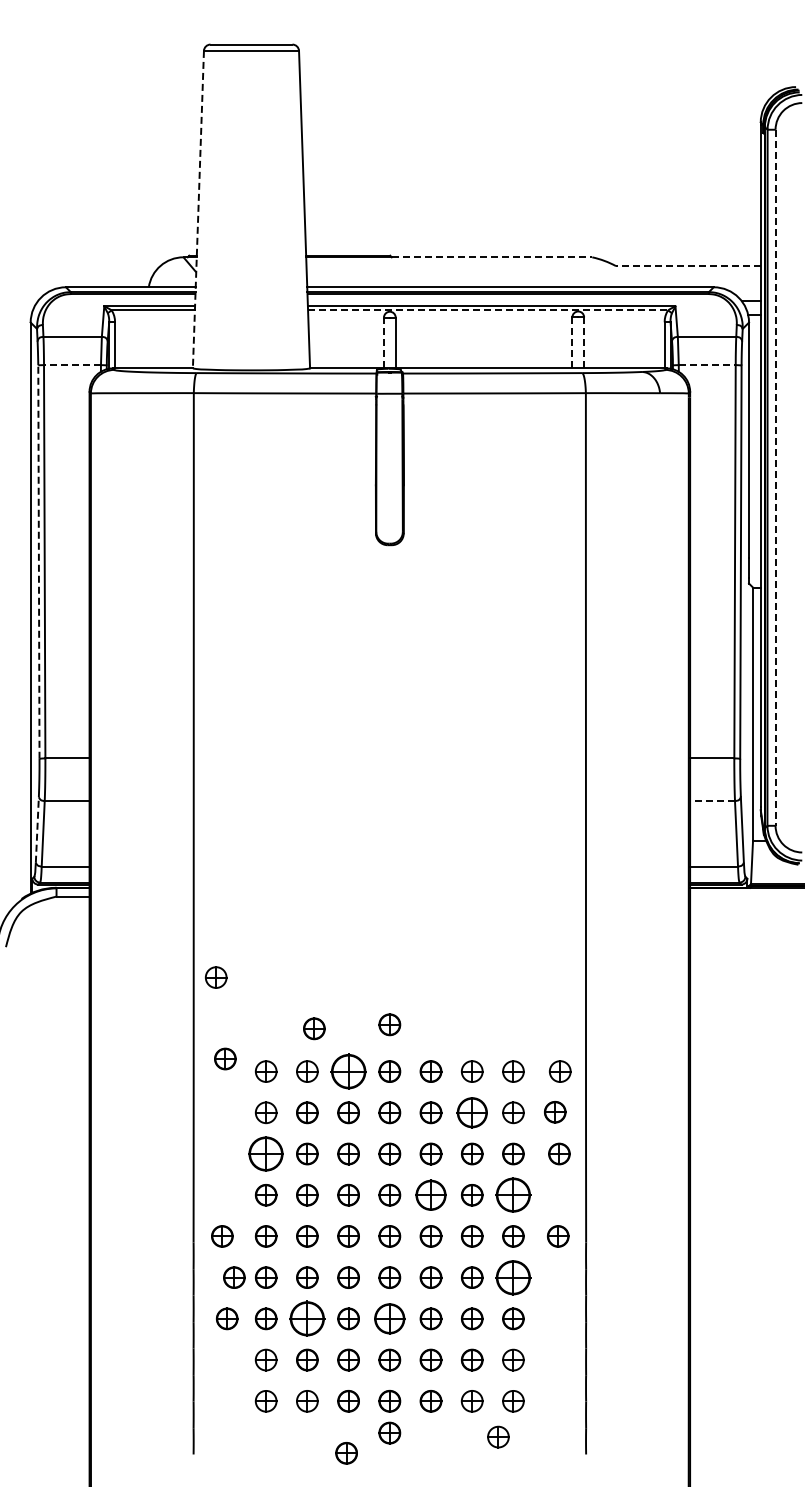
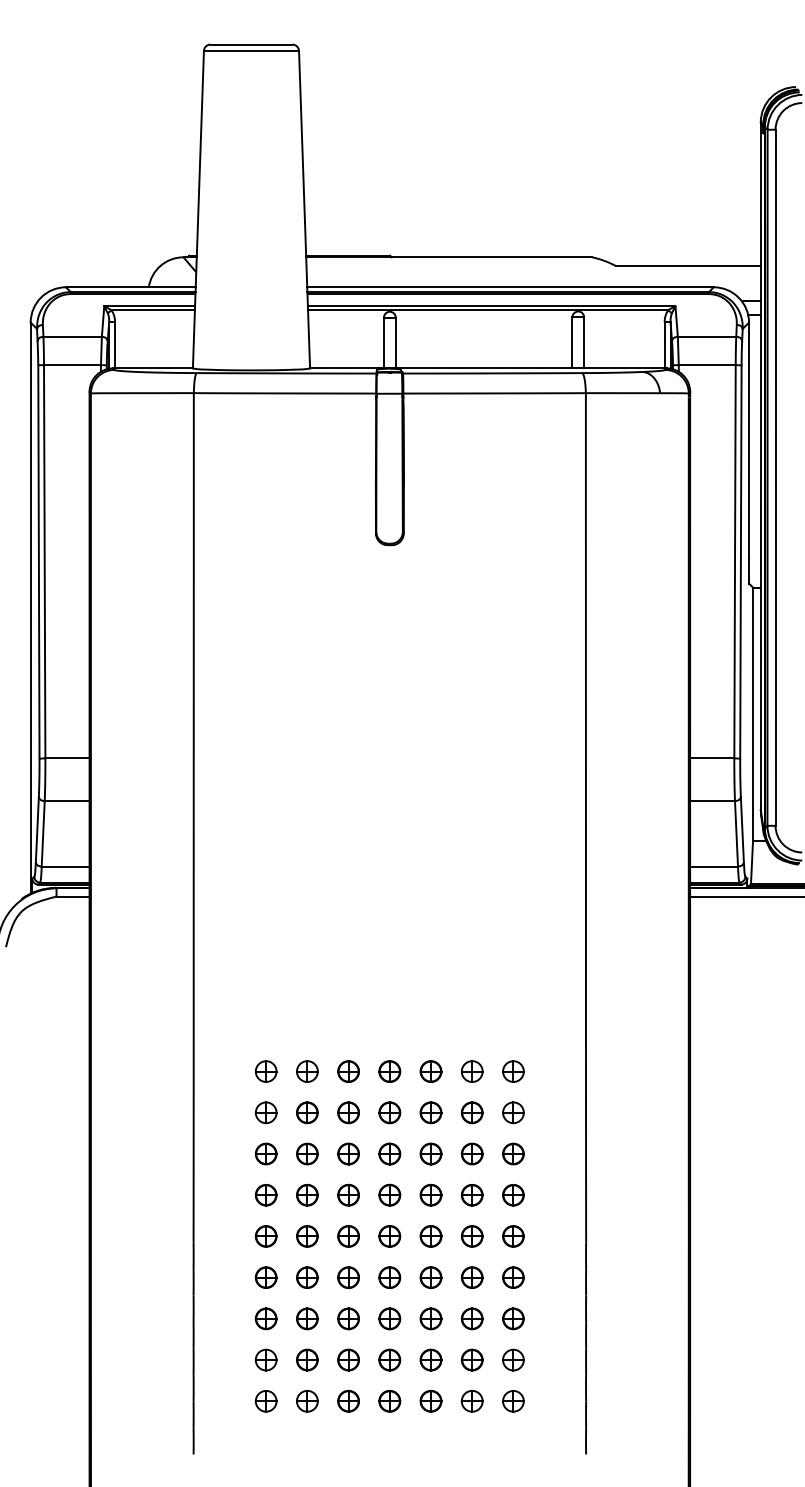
line: dashed -> solid (198, 209)
line: dashed -> solid (492, 257)
line: dashed -> solid (687, 266)
line: dashed -> solid (488, 310)
line: dashed -> solid (383, 342)
line: dashed -> solid (572, 342)
line: dashed -> solid (584, 342)
line: dashed -> solid (72, 365)
line: dashed -> solid (707, 365)
line: dashed -> solid (775, 478)
line: dashed -> solid (38, 562)
line: dashed -> solid (712, 801)
line: dashed -> solid (37, 829)
line: none -> present (745, 896)
part: present -> none (215, 977)
part: present -> none (389, 1024)
part: present -> none (314, 1028)
part: present -> none (225, 1058)
part size: 37x37 px -> 23x23 px (348, 1071)
part: present -> none (559, 1071)
part size: 32x32 px -> 24x24 px (471, 1112)
part: present -> none (555, 1112)
part size: 36x36 px -> 23x24 px (266, 1153)
part: present -> none (559, 1153)
part size: 32x32 px -> 24x24 px (430, 1194)
part size: 37x36 px -> 23x23 px (513, 1195)
part: present -> none (222, 1236)
part: present -> none (558, 1236)
part: present -> none (234, 1277)
part size: 37x36 px -> 23x23 px (513, 1277)
part: present -> none (226, 1318)
part size: 37x37 px -> 23x24 px (307, 1318)
part size: 32x32 px -> 24x24 px (389, 1318)
part: present -> none (389, 1432)
part: present -> none (498, 1436)
part: present -> none (346, 1453)
